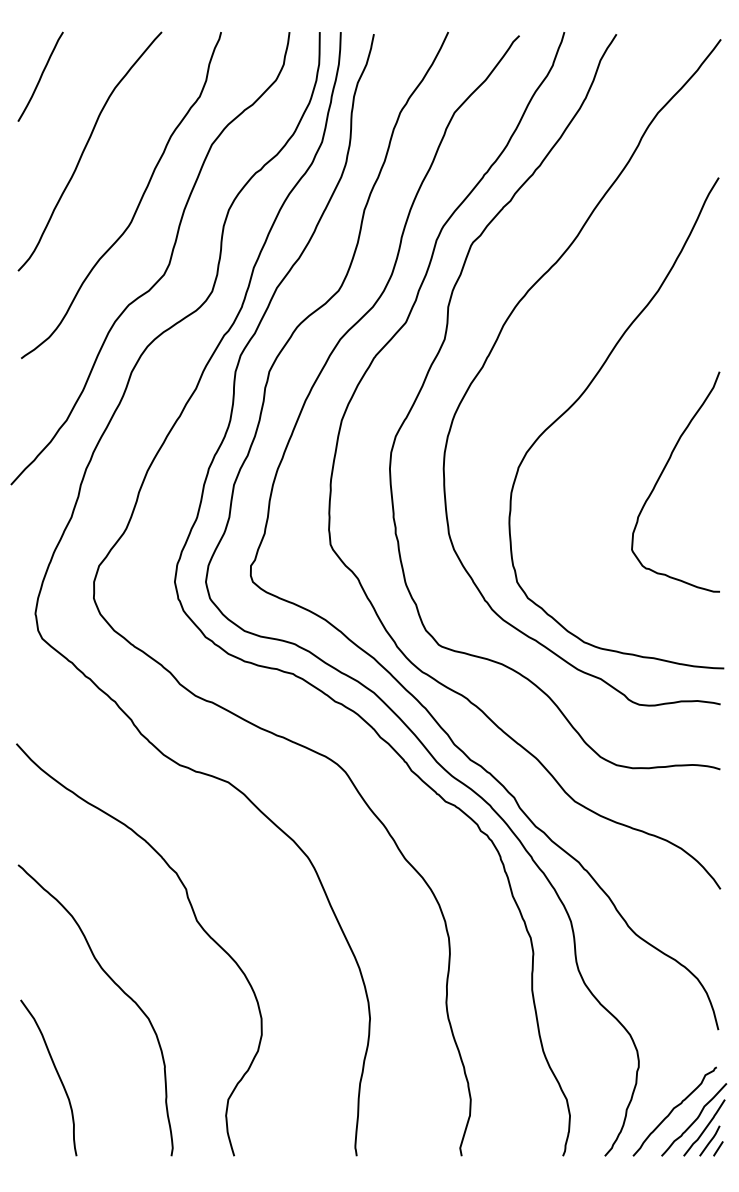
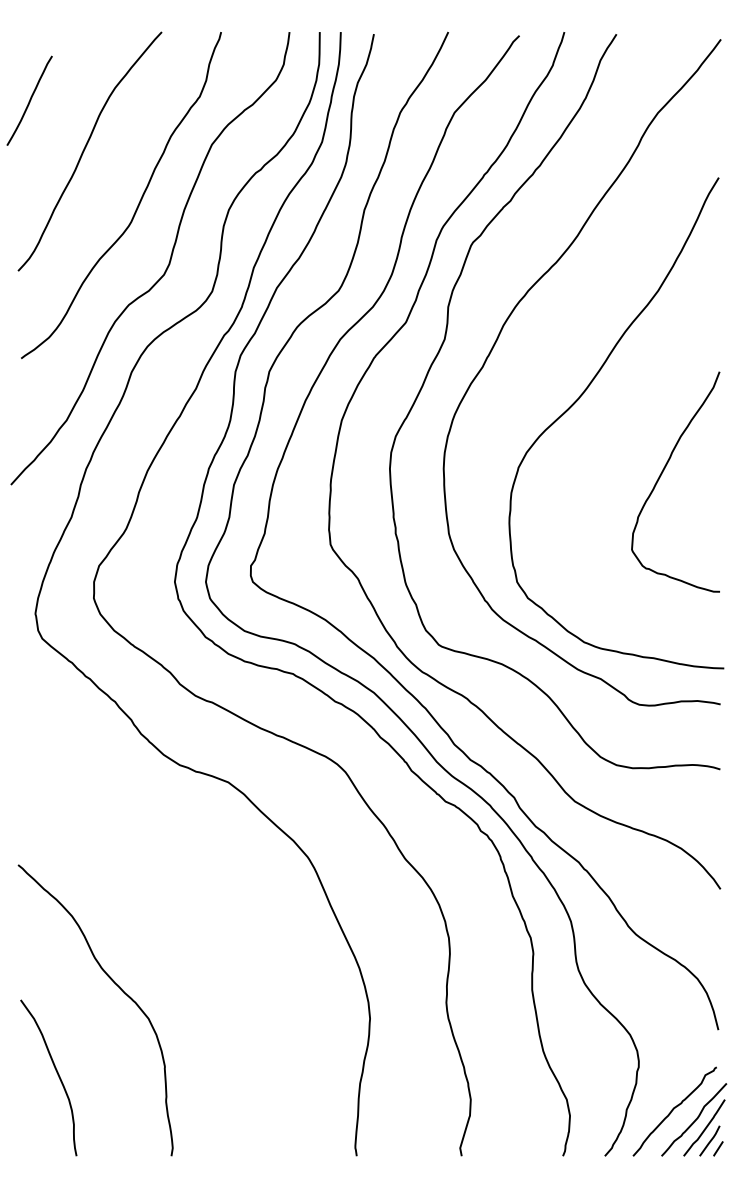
curve position: (40, 76) -> (29, 100) (29, 100)
curve: present -> none (195, 920)
